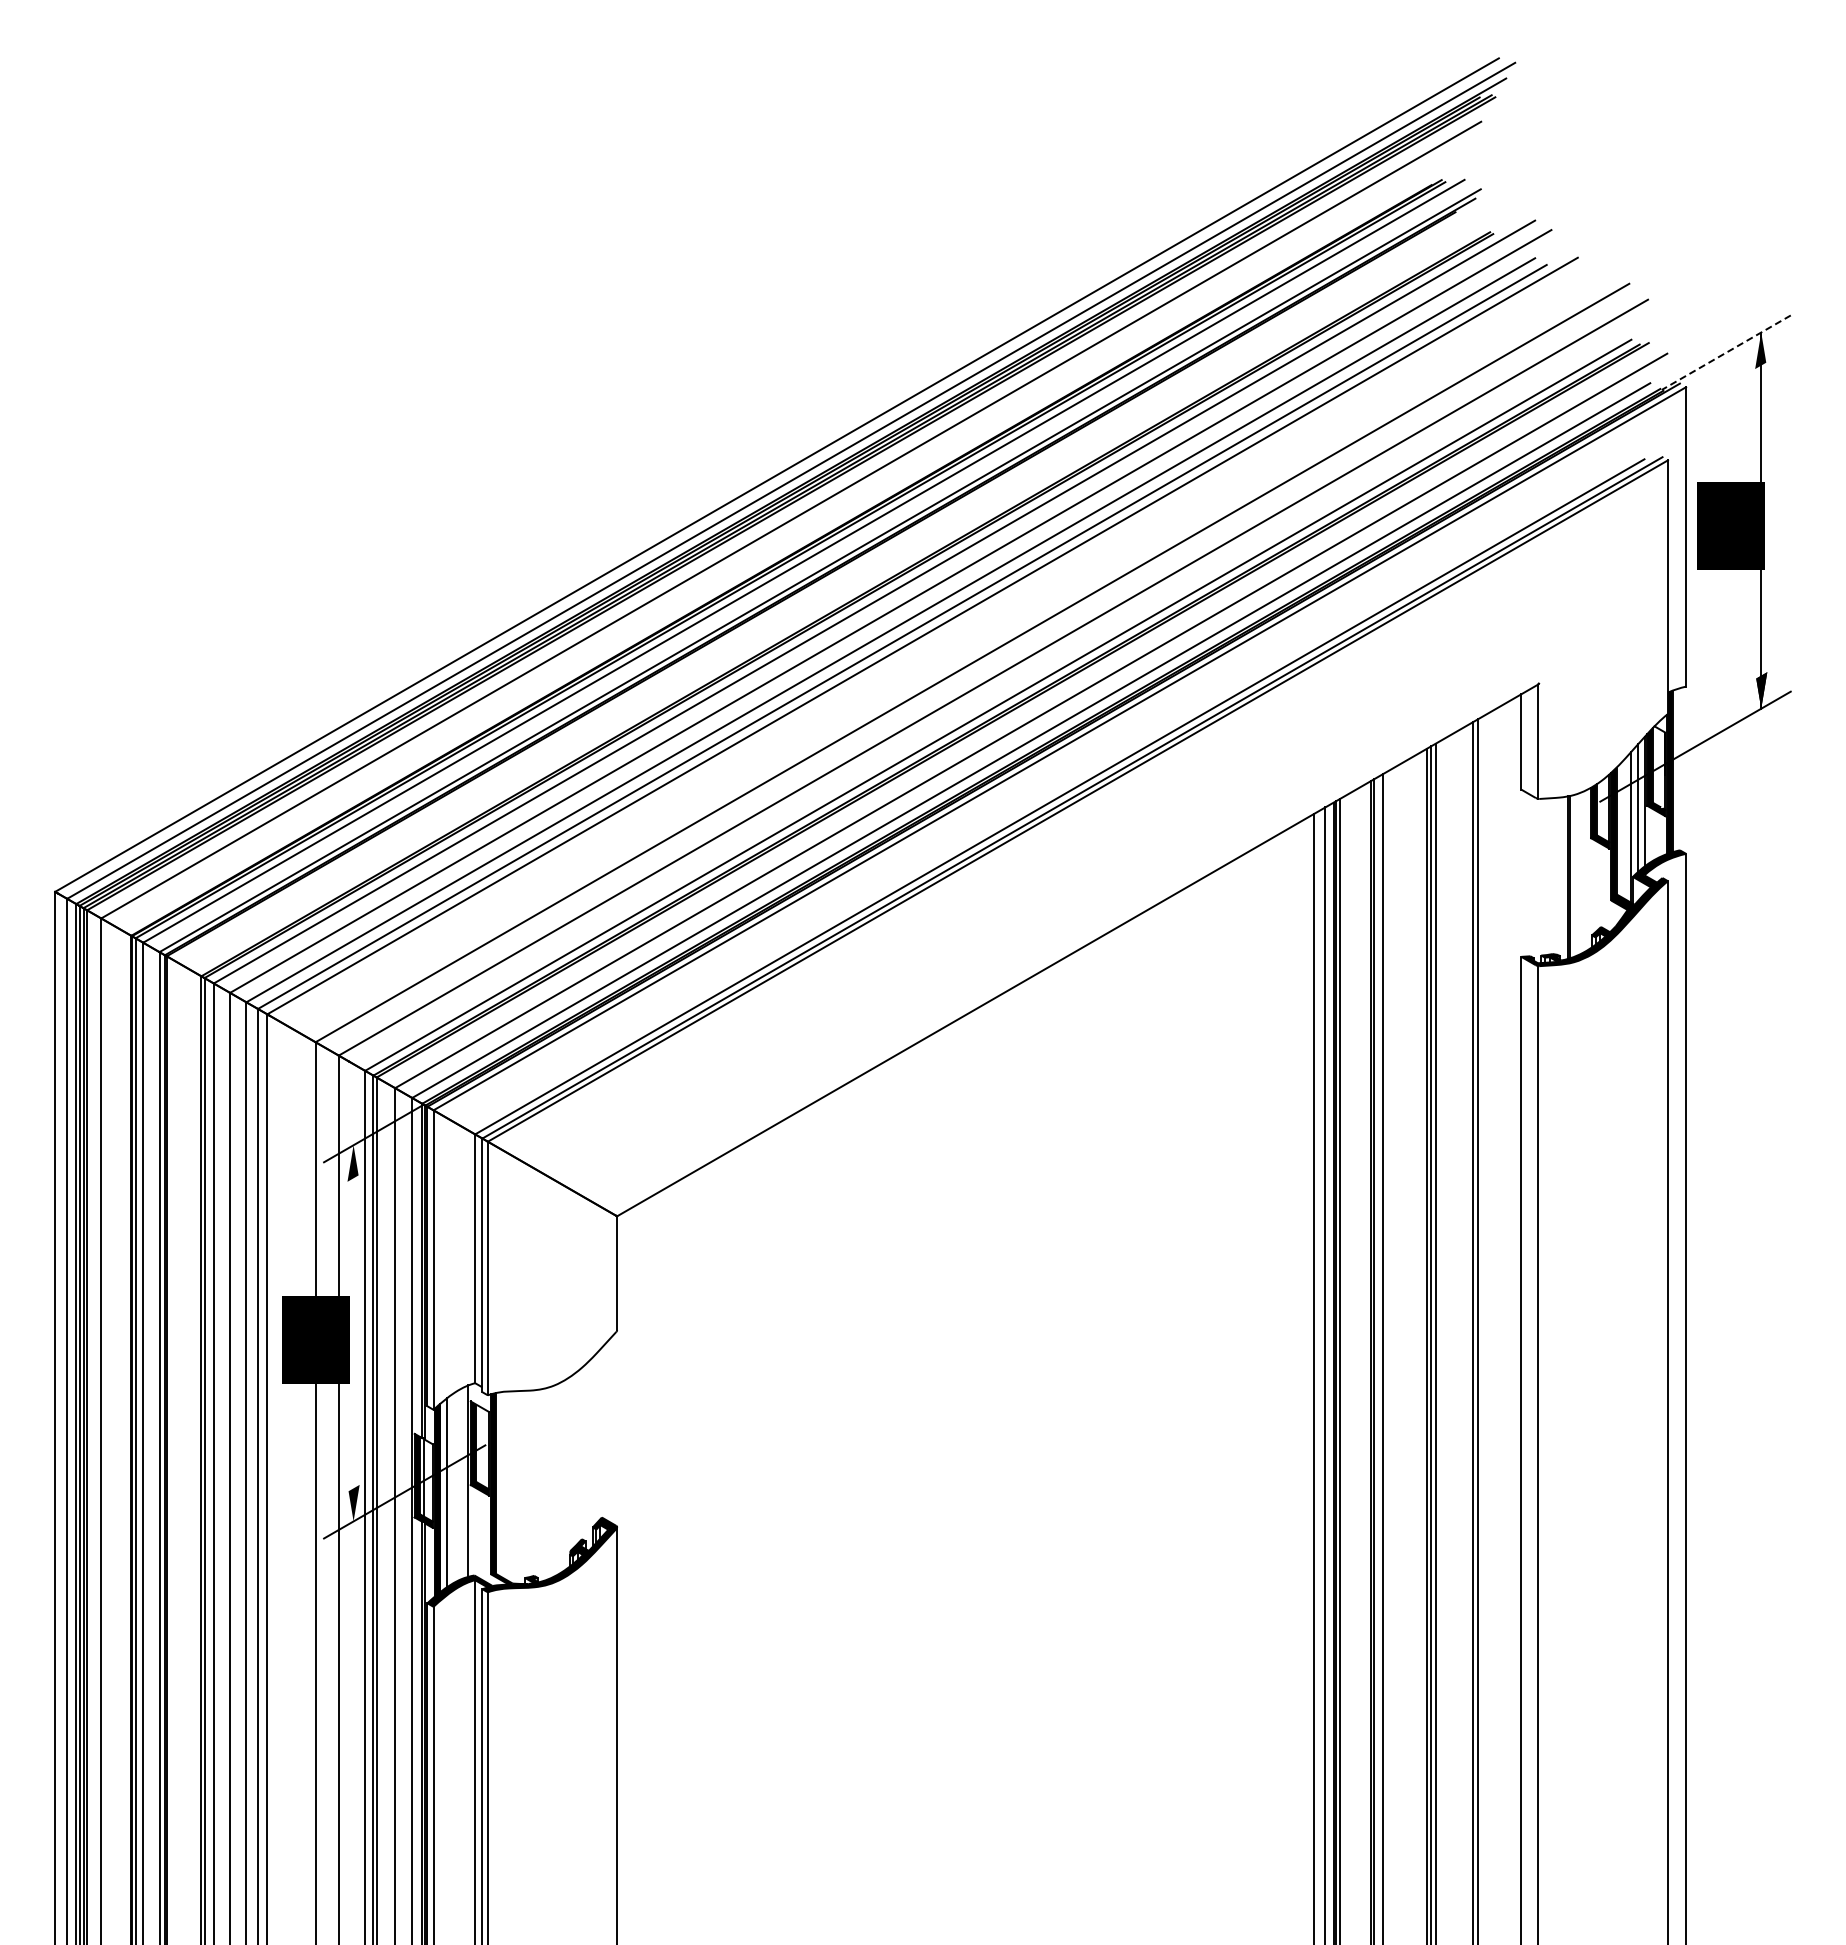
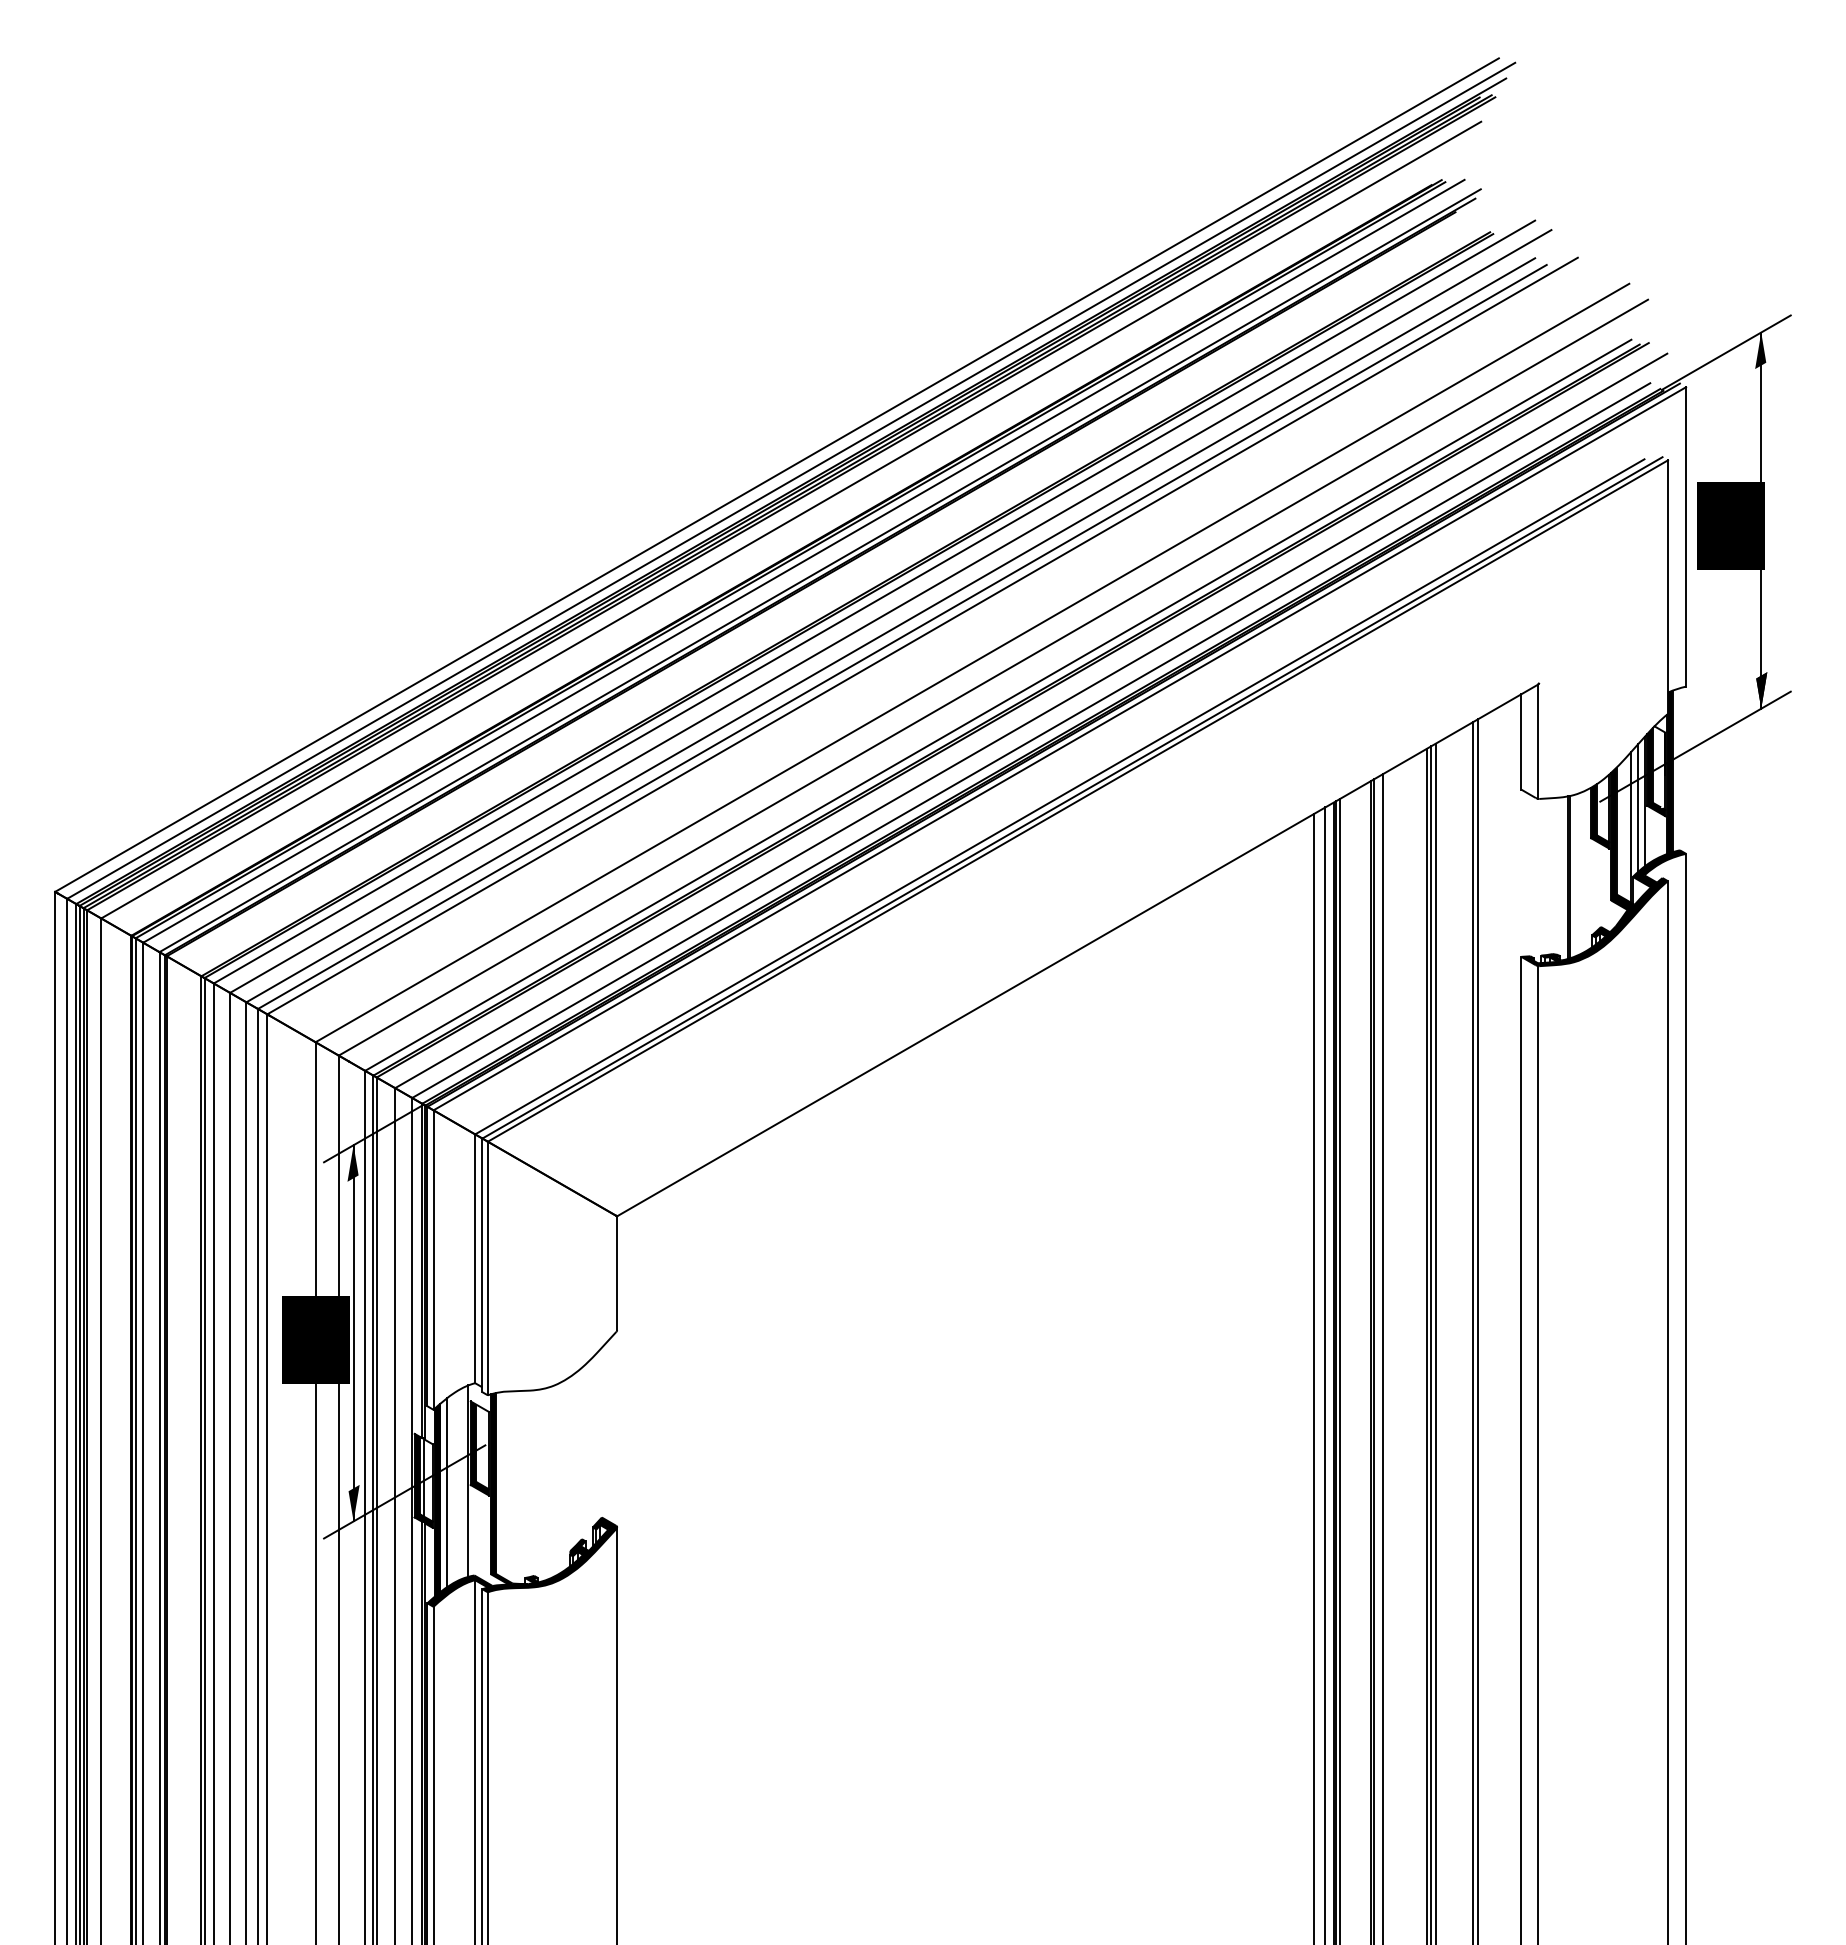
line: dashed -> solid (1725, 352)
line: none -> present (353, 1333)
